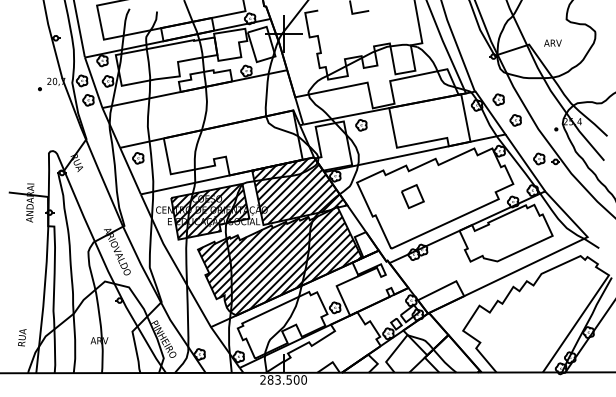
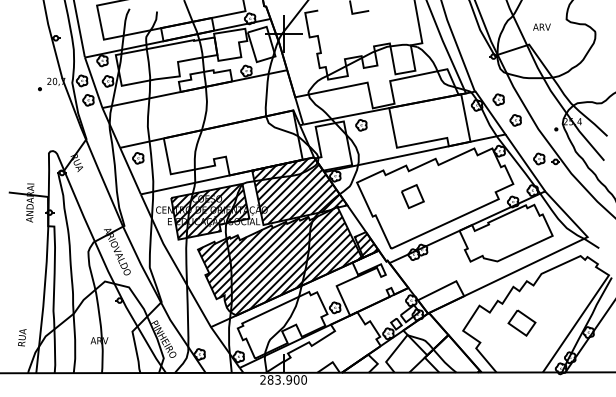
text position: (552, 42) -> (541, 26) (541, 26)
hatch: none -> present (366, 244)
part: none -> present (521, 322)
text: 283.500 -> 283.900 (289, 379)
